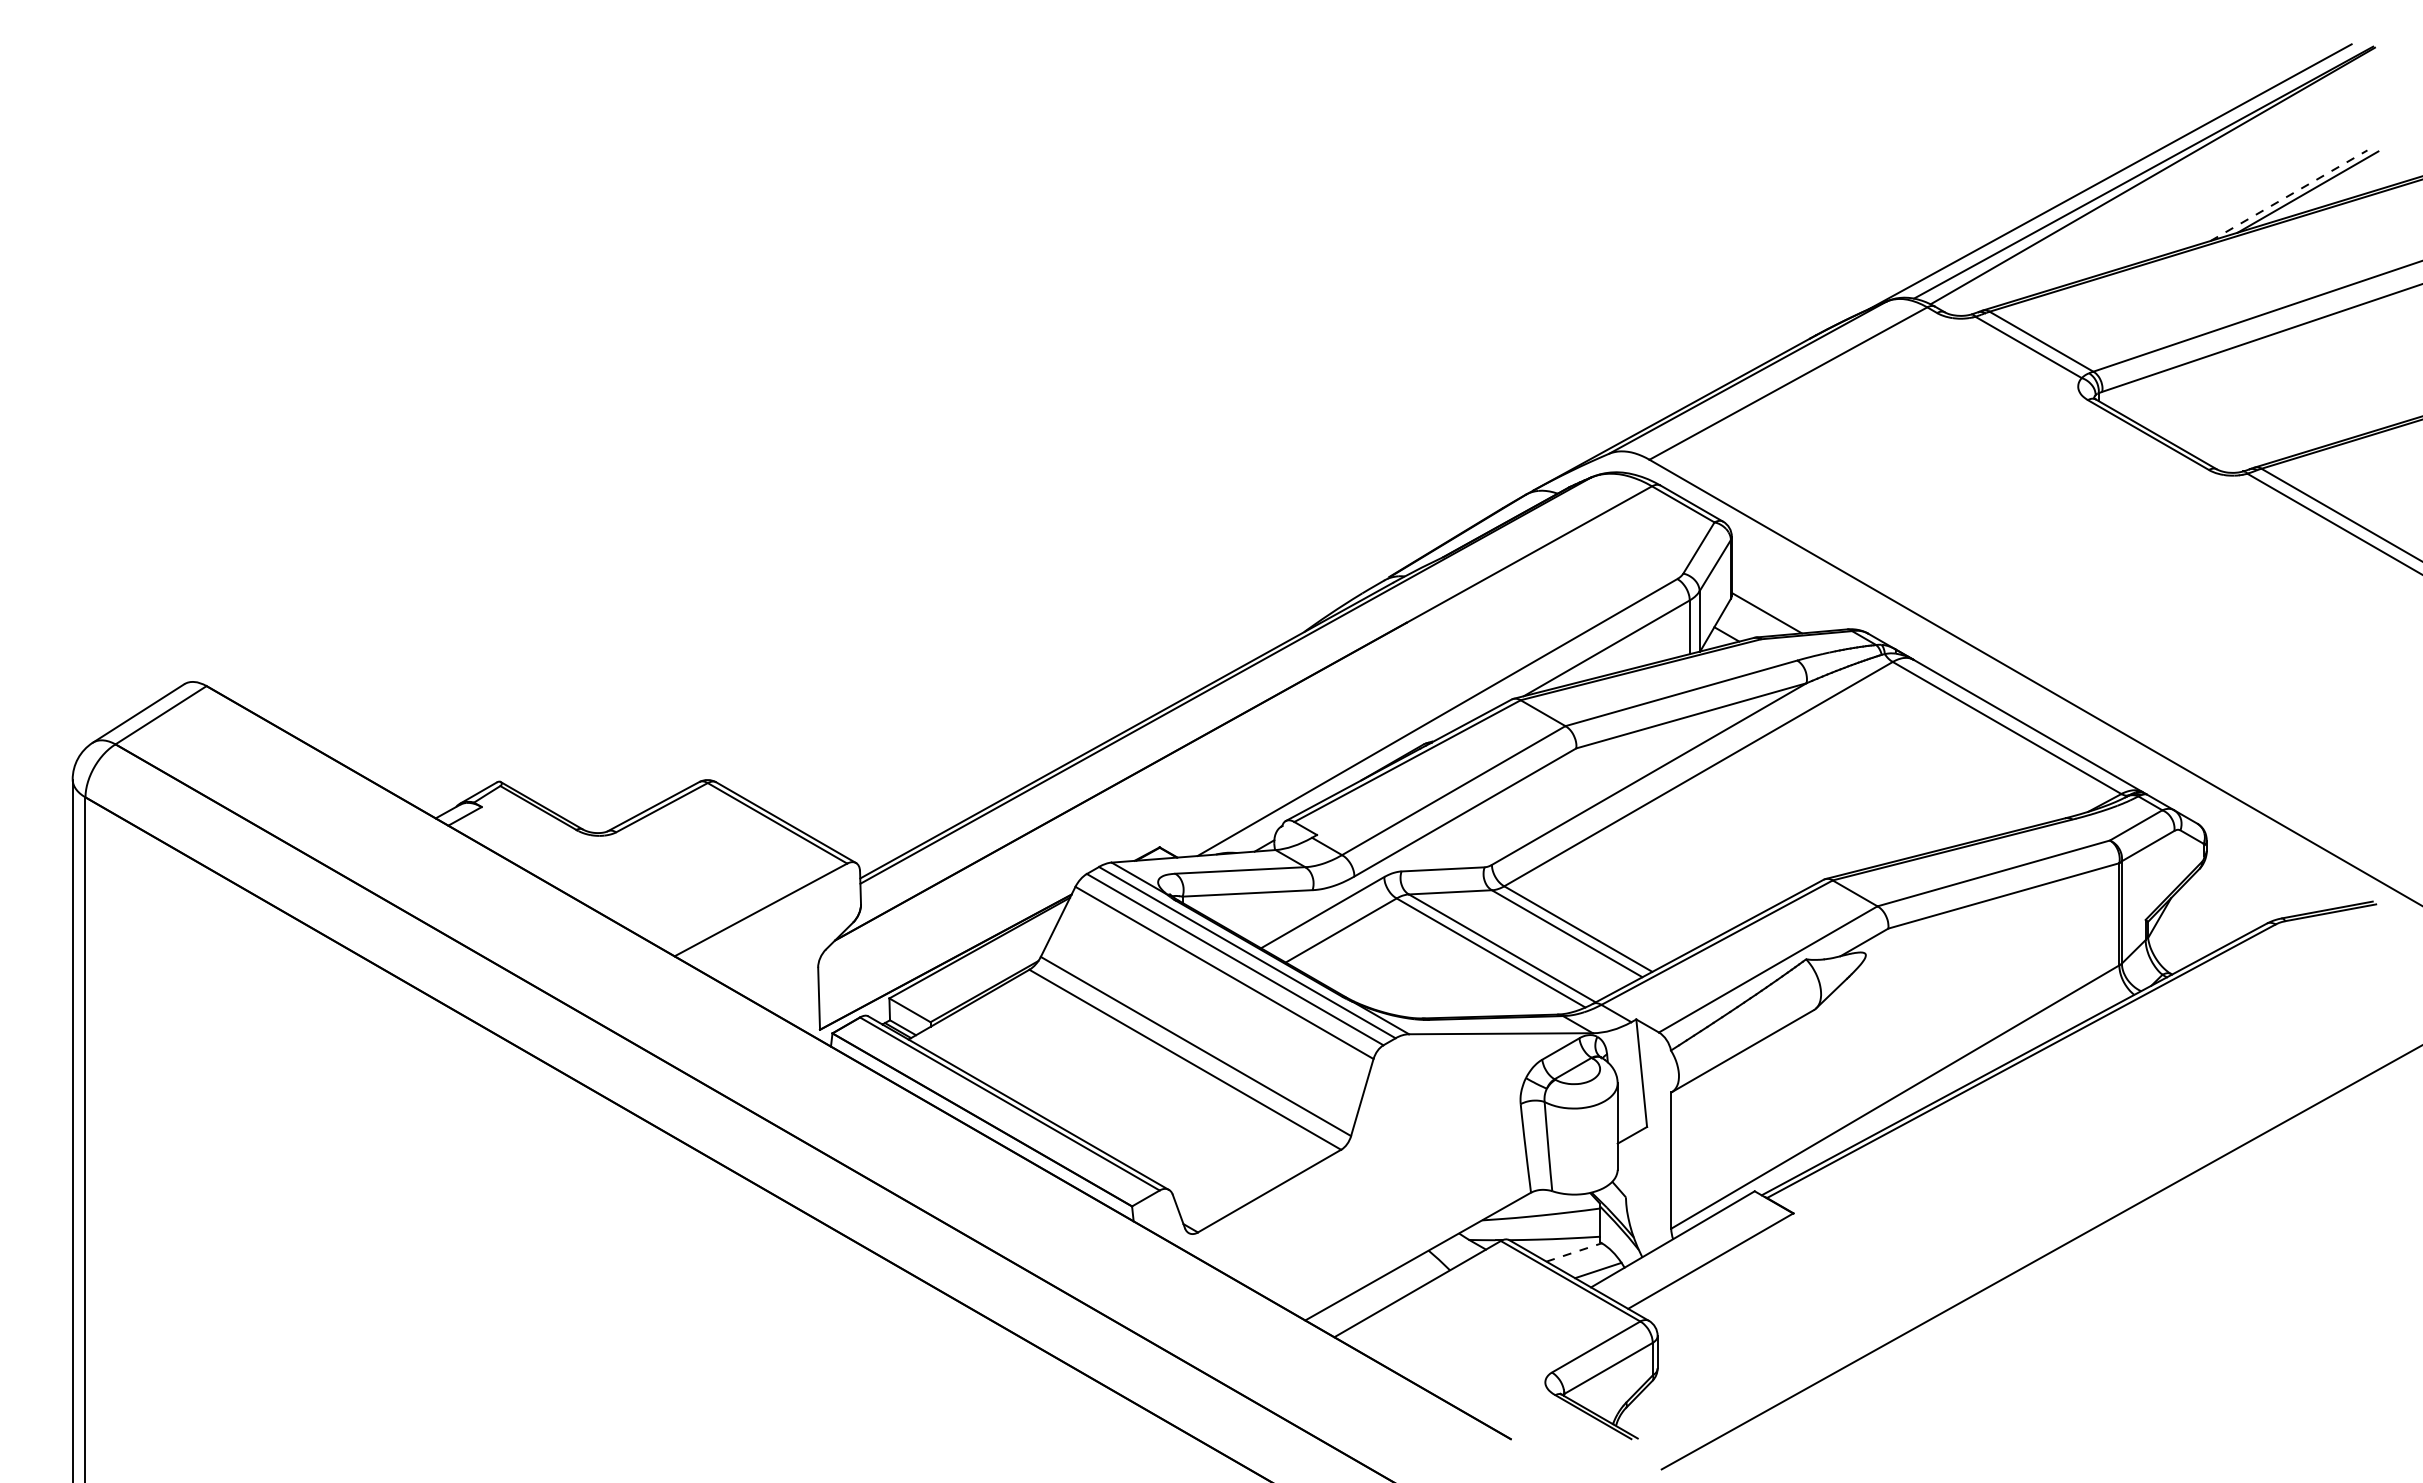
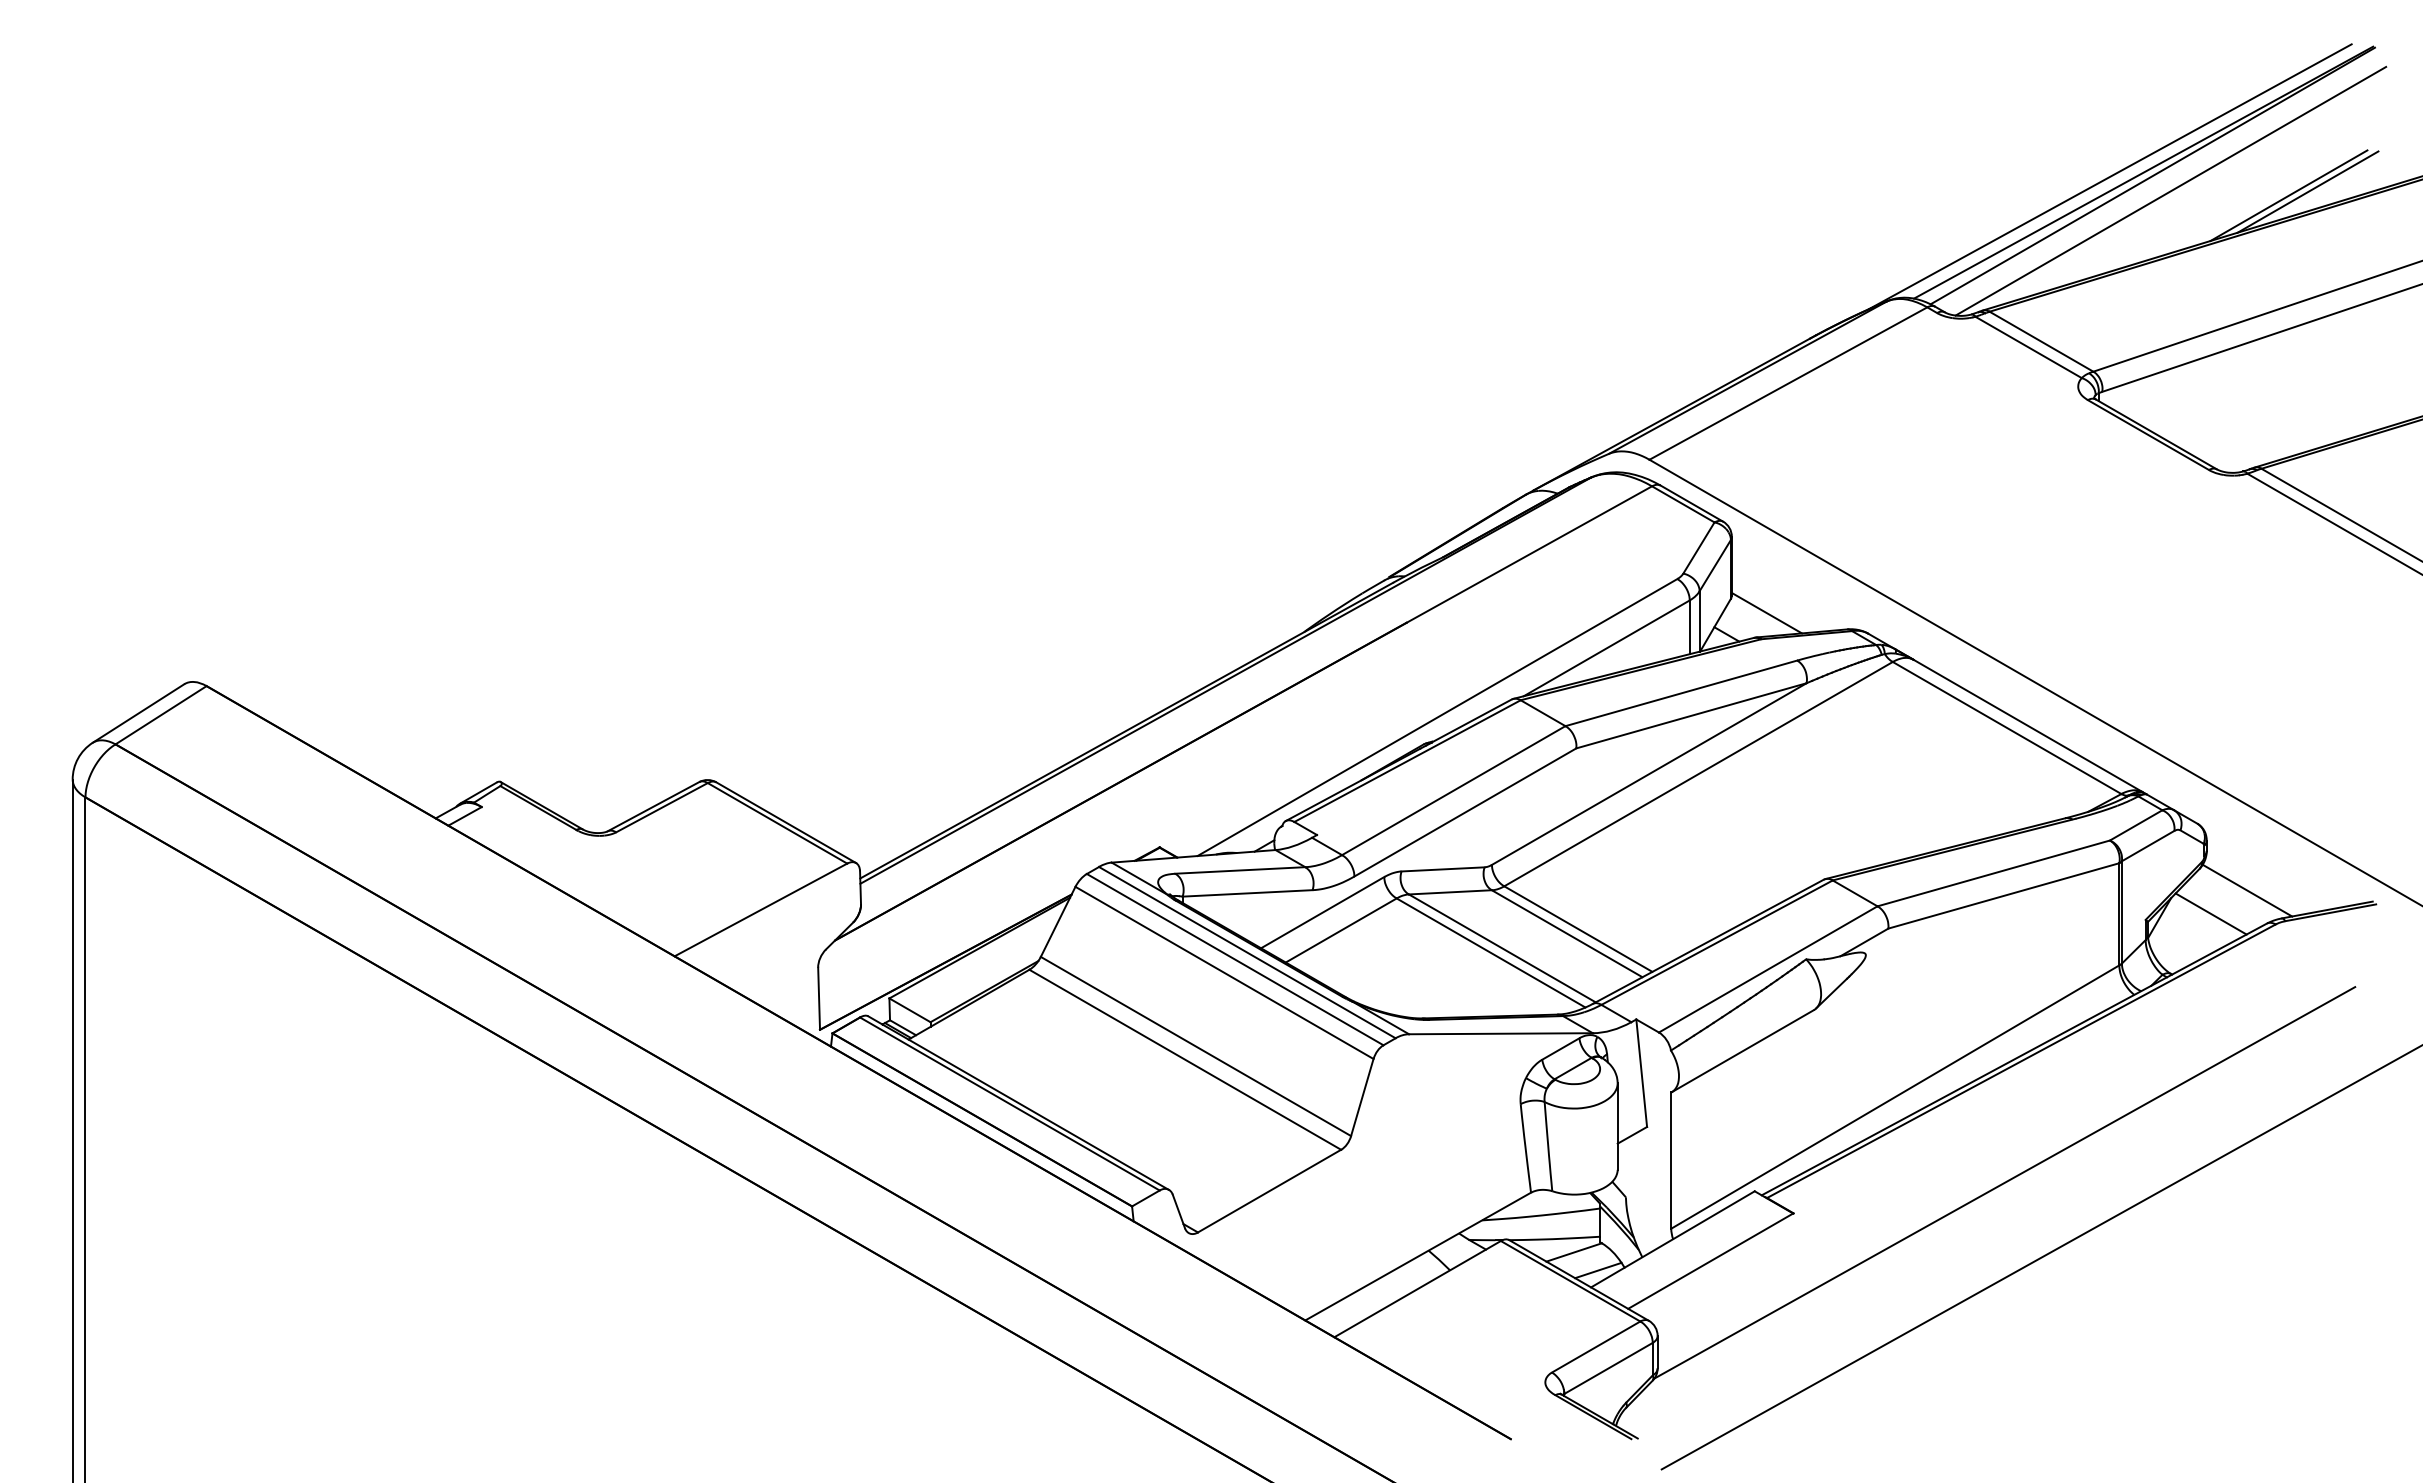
line: none -> present (2170, 190)
line: dashed -> solid (2288, 195)
line: none -> present (2247, 890)
line: none -> present (2210, 913)
line: none -> present (2004, 1182)
line: dashed -> solid (1574, 1252)
